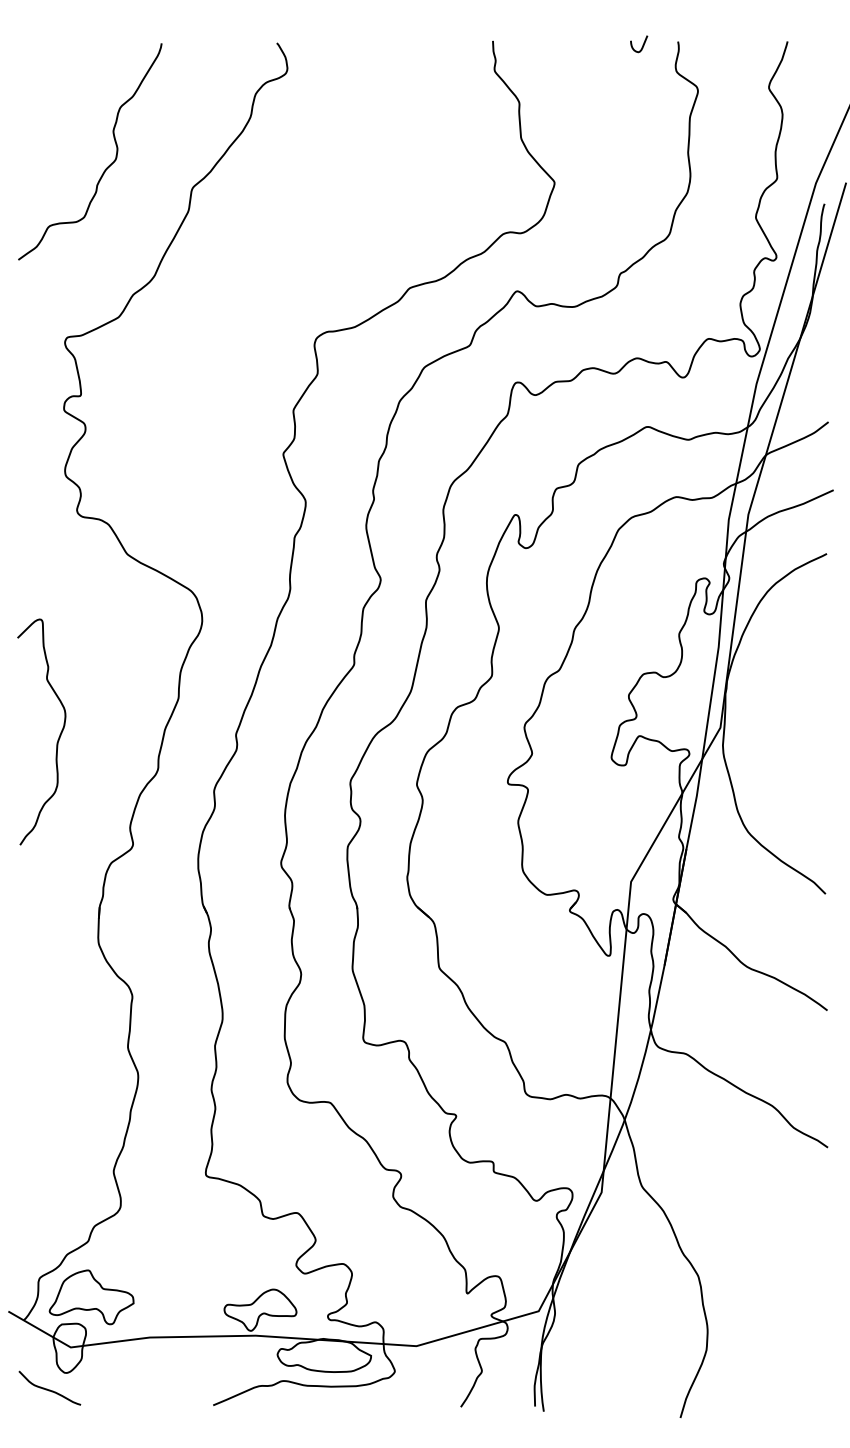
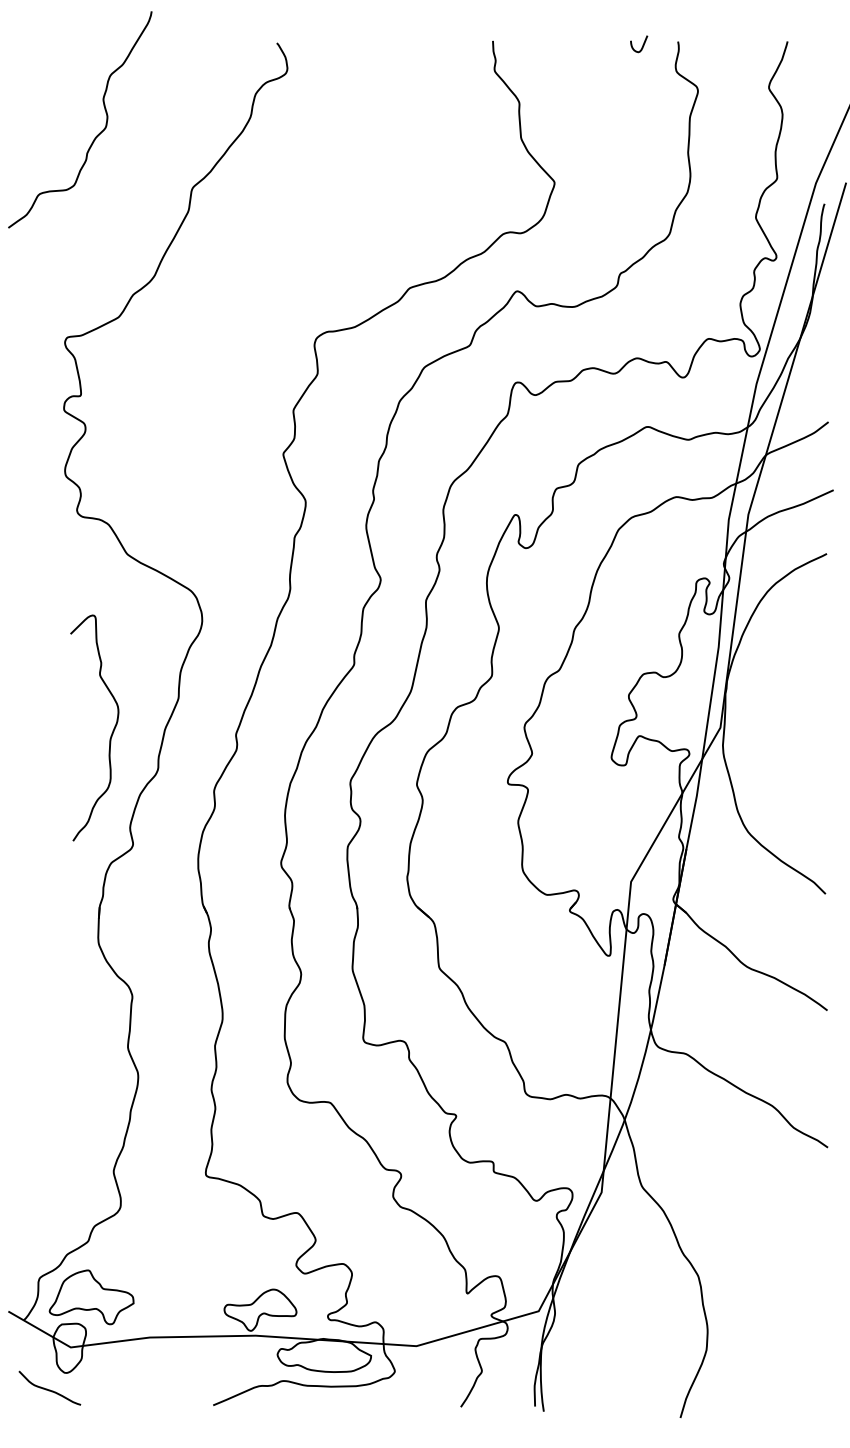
curve position: (106, 167) -> (96, 135) (96, 135)
curve position: (57, 739) -> (110, 735) (110, 735)
